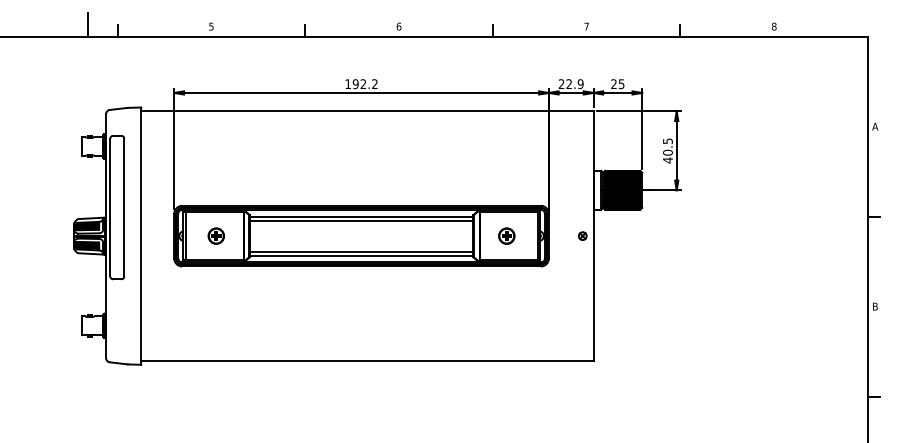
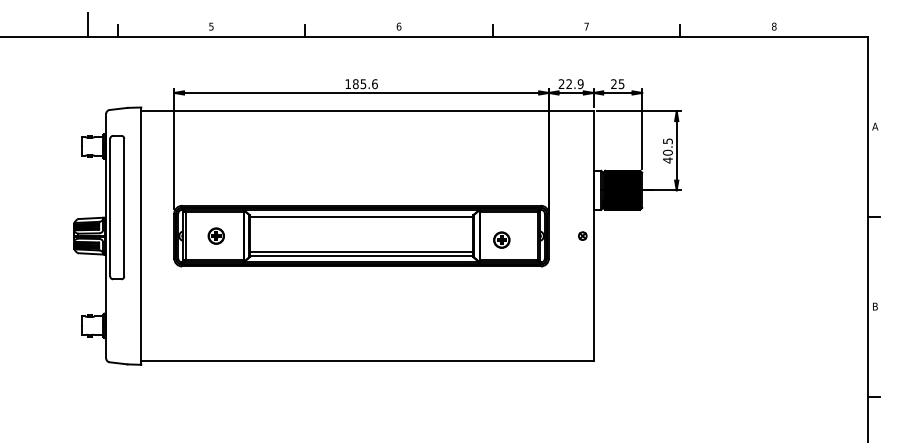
text: 192.2 -> 185.6 (364, 84)
line: present -> none (361, 220)
part position: (506, 235) -> (501, 239) (501, 239)
